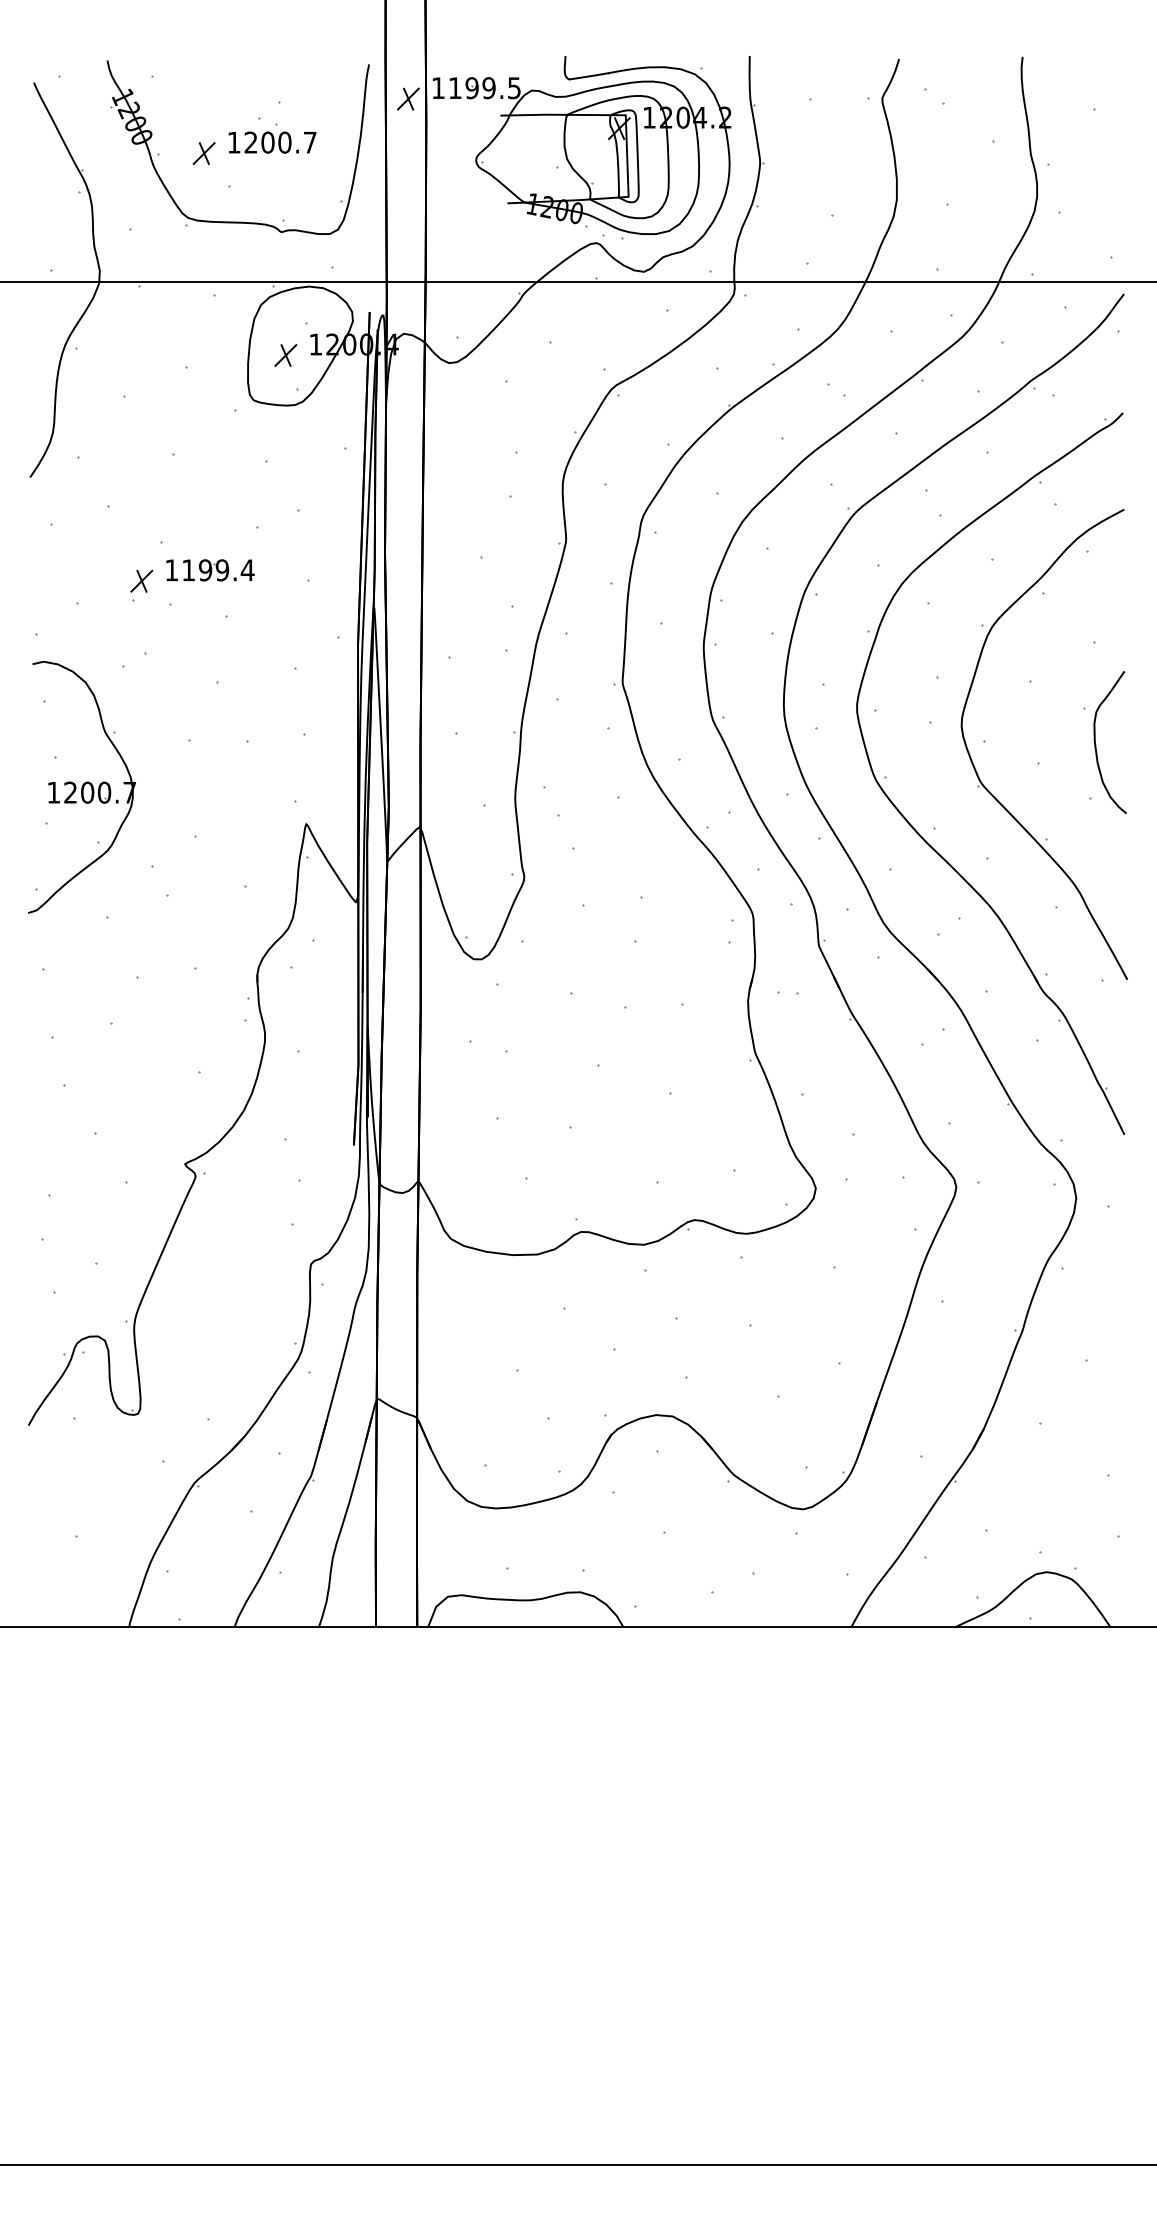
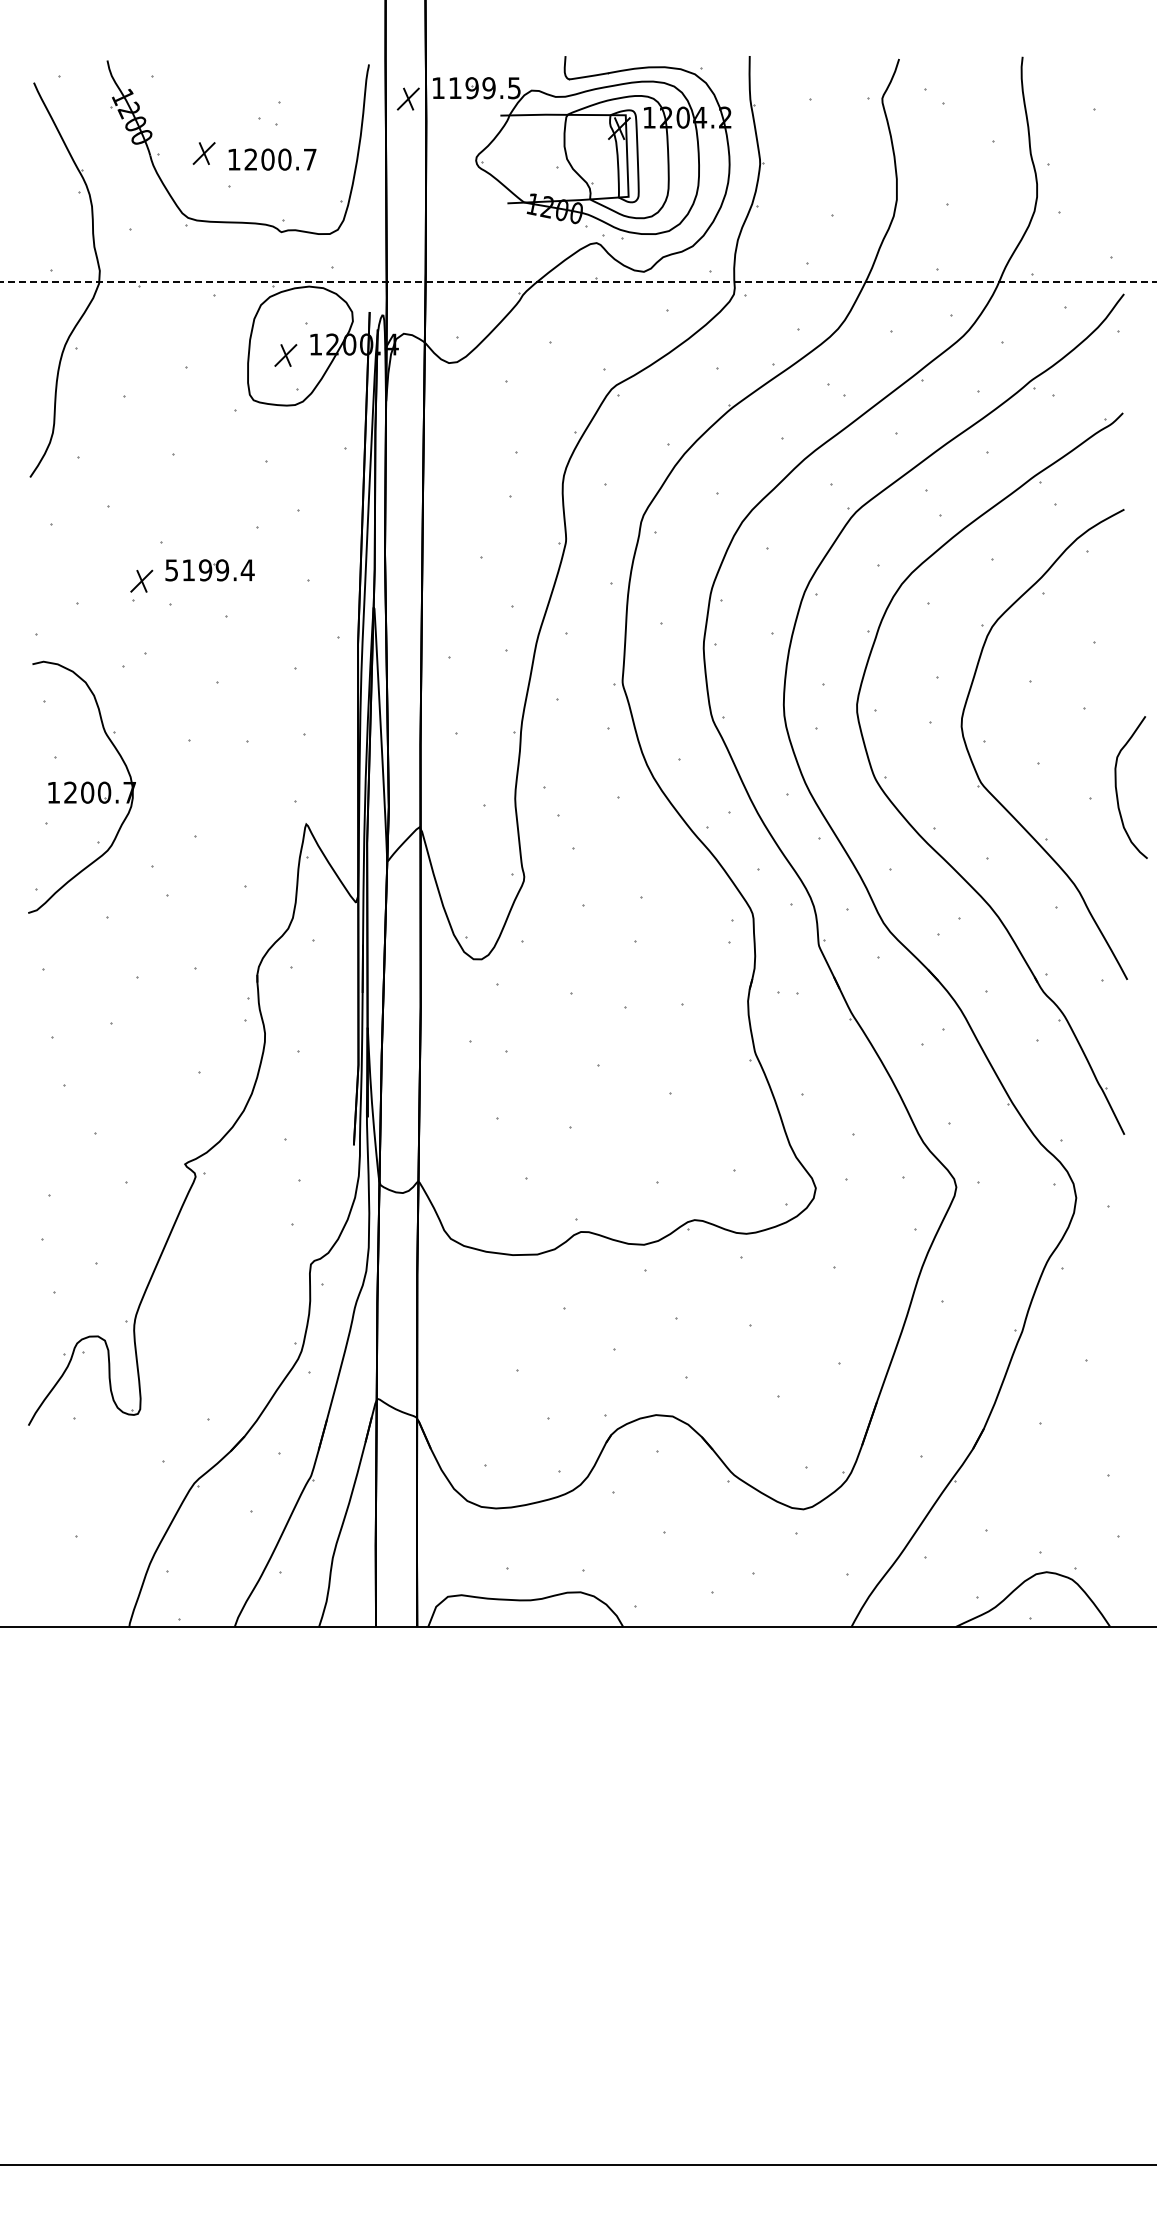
text position: (272, 142) -> (272, 159) (272, 159)
line: solid -> dashed (579, 281)
text: 1199.4 -> 5199.4 (171, 570)
curve position: (1096, 744) -> (1117, 789) (1117, 789)
